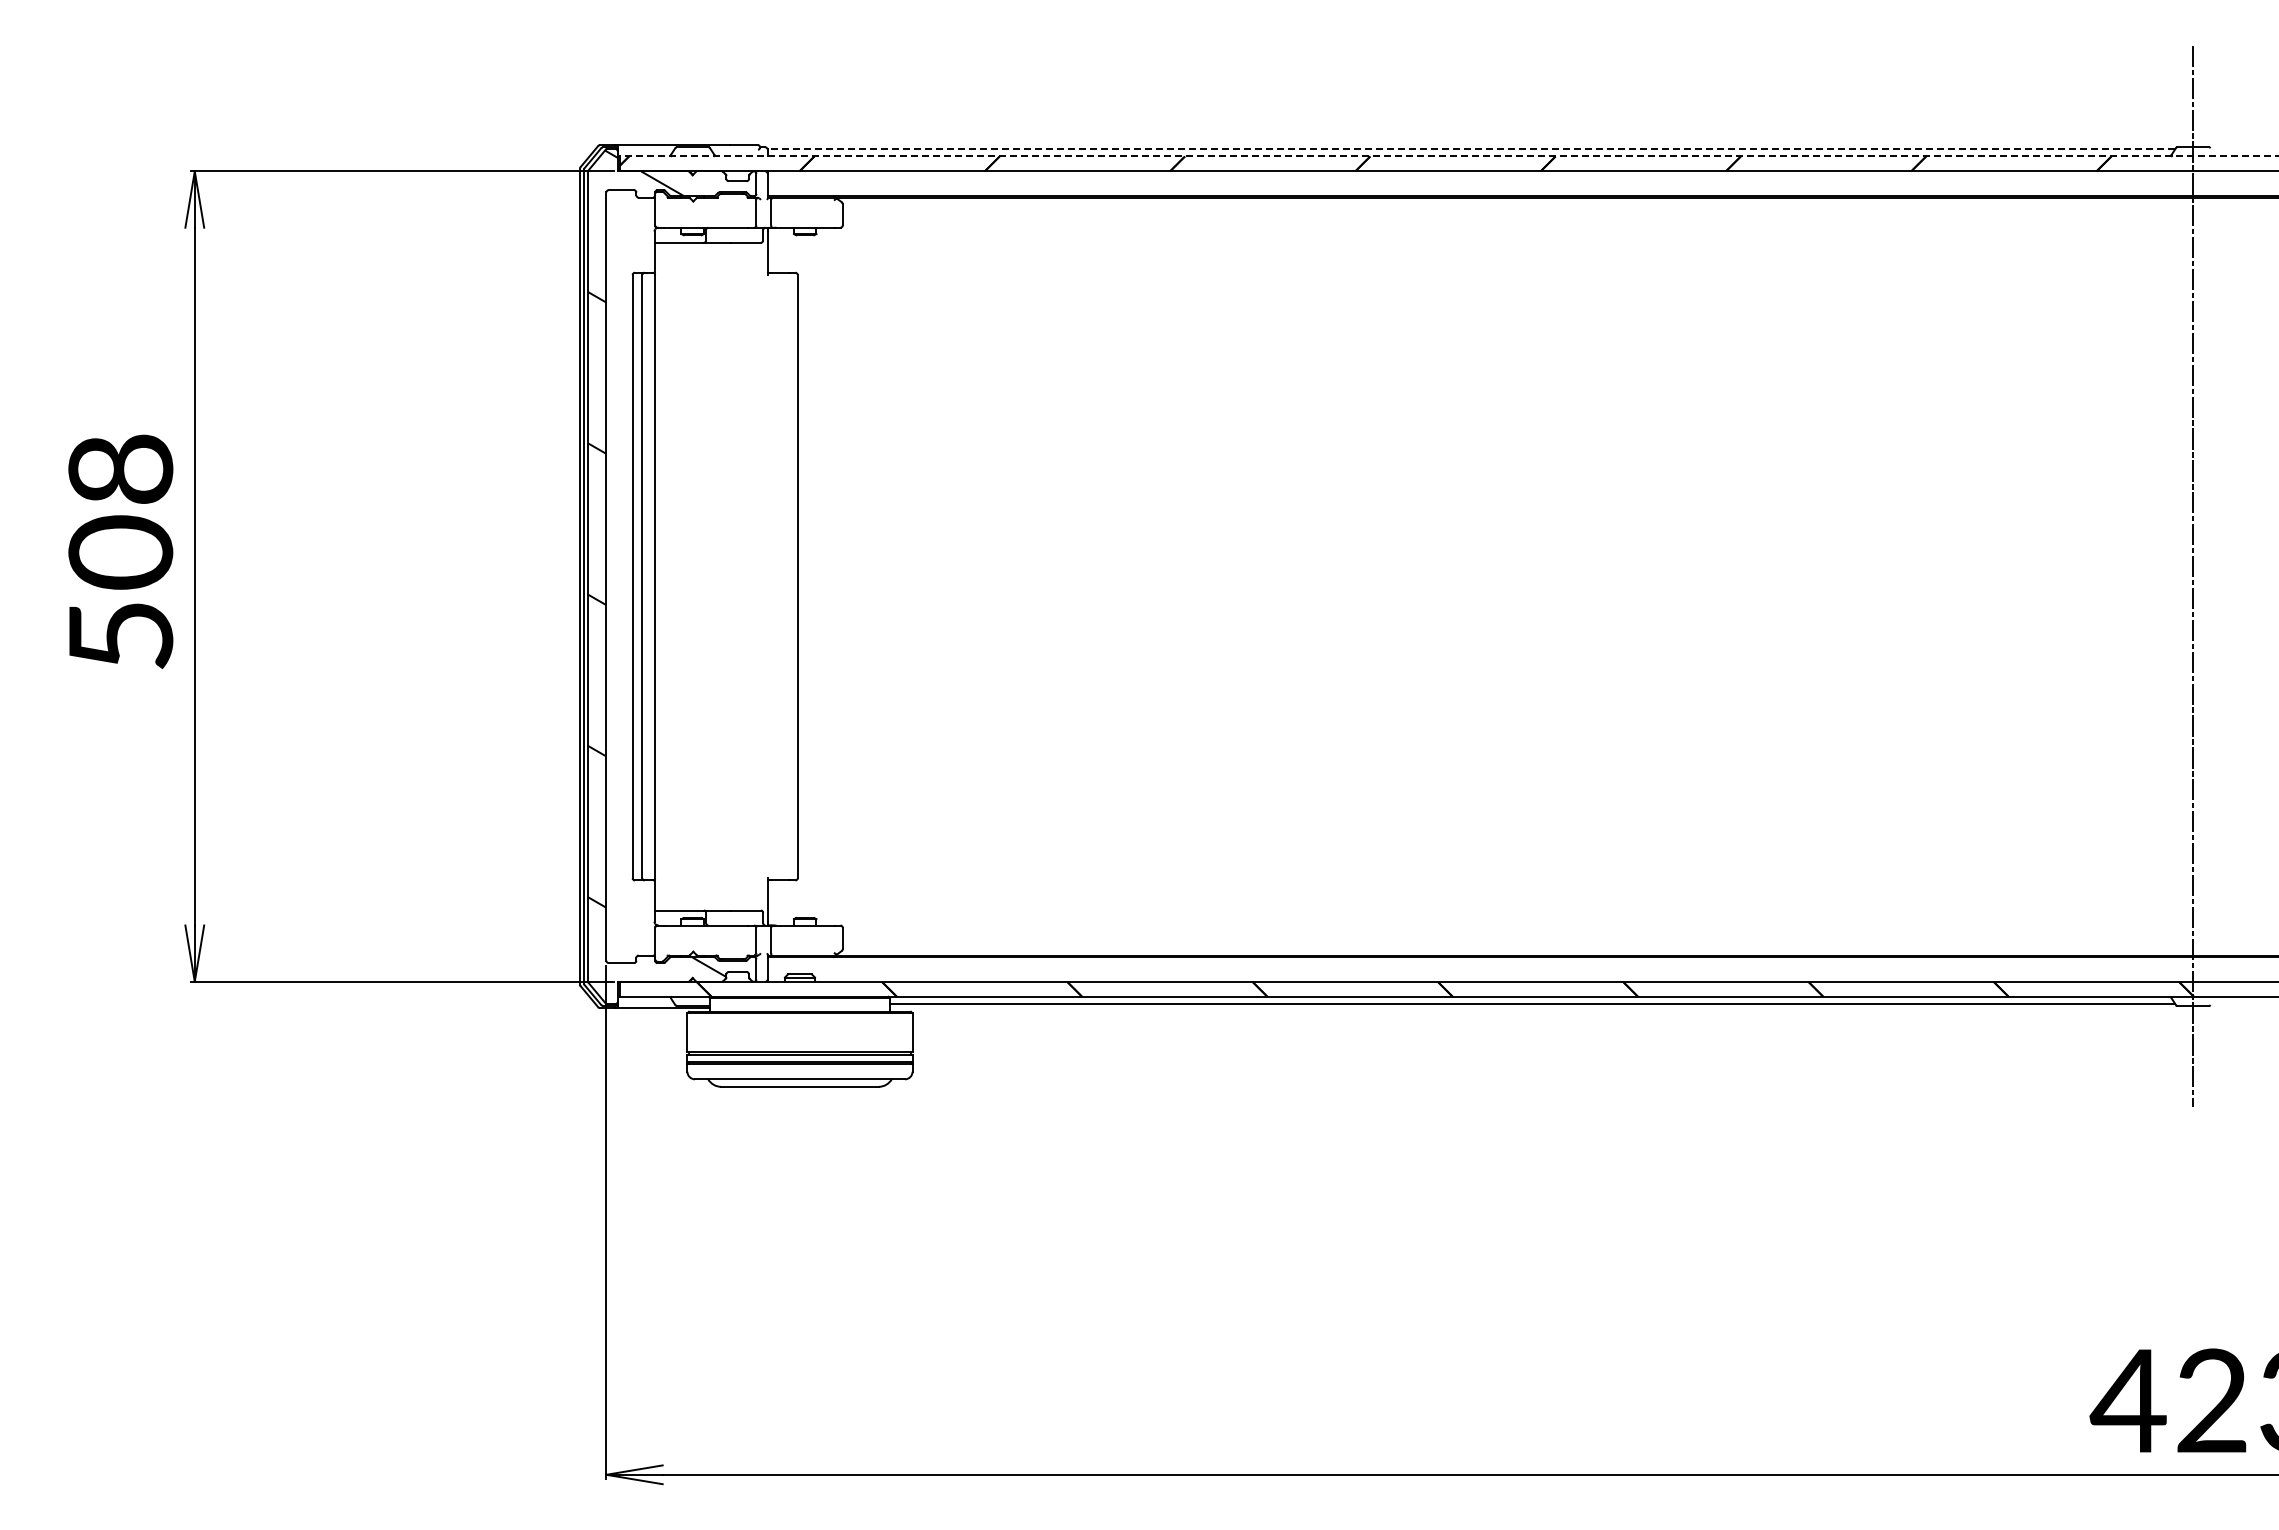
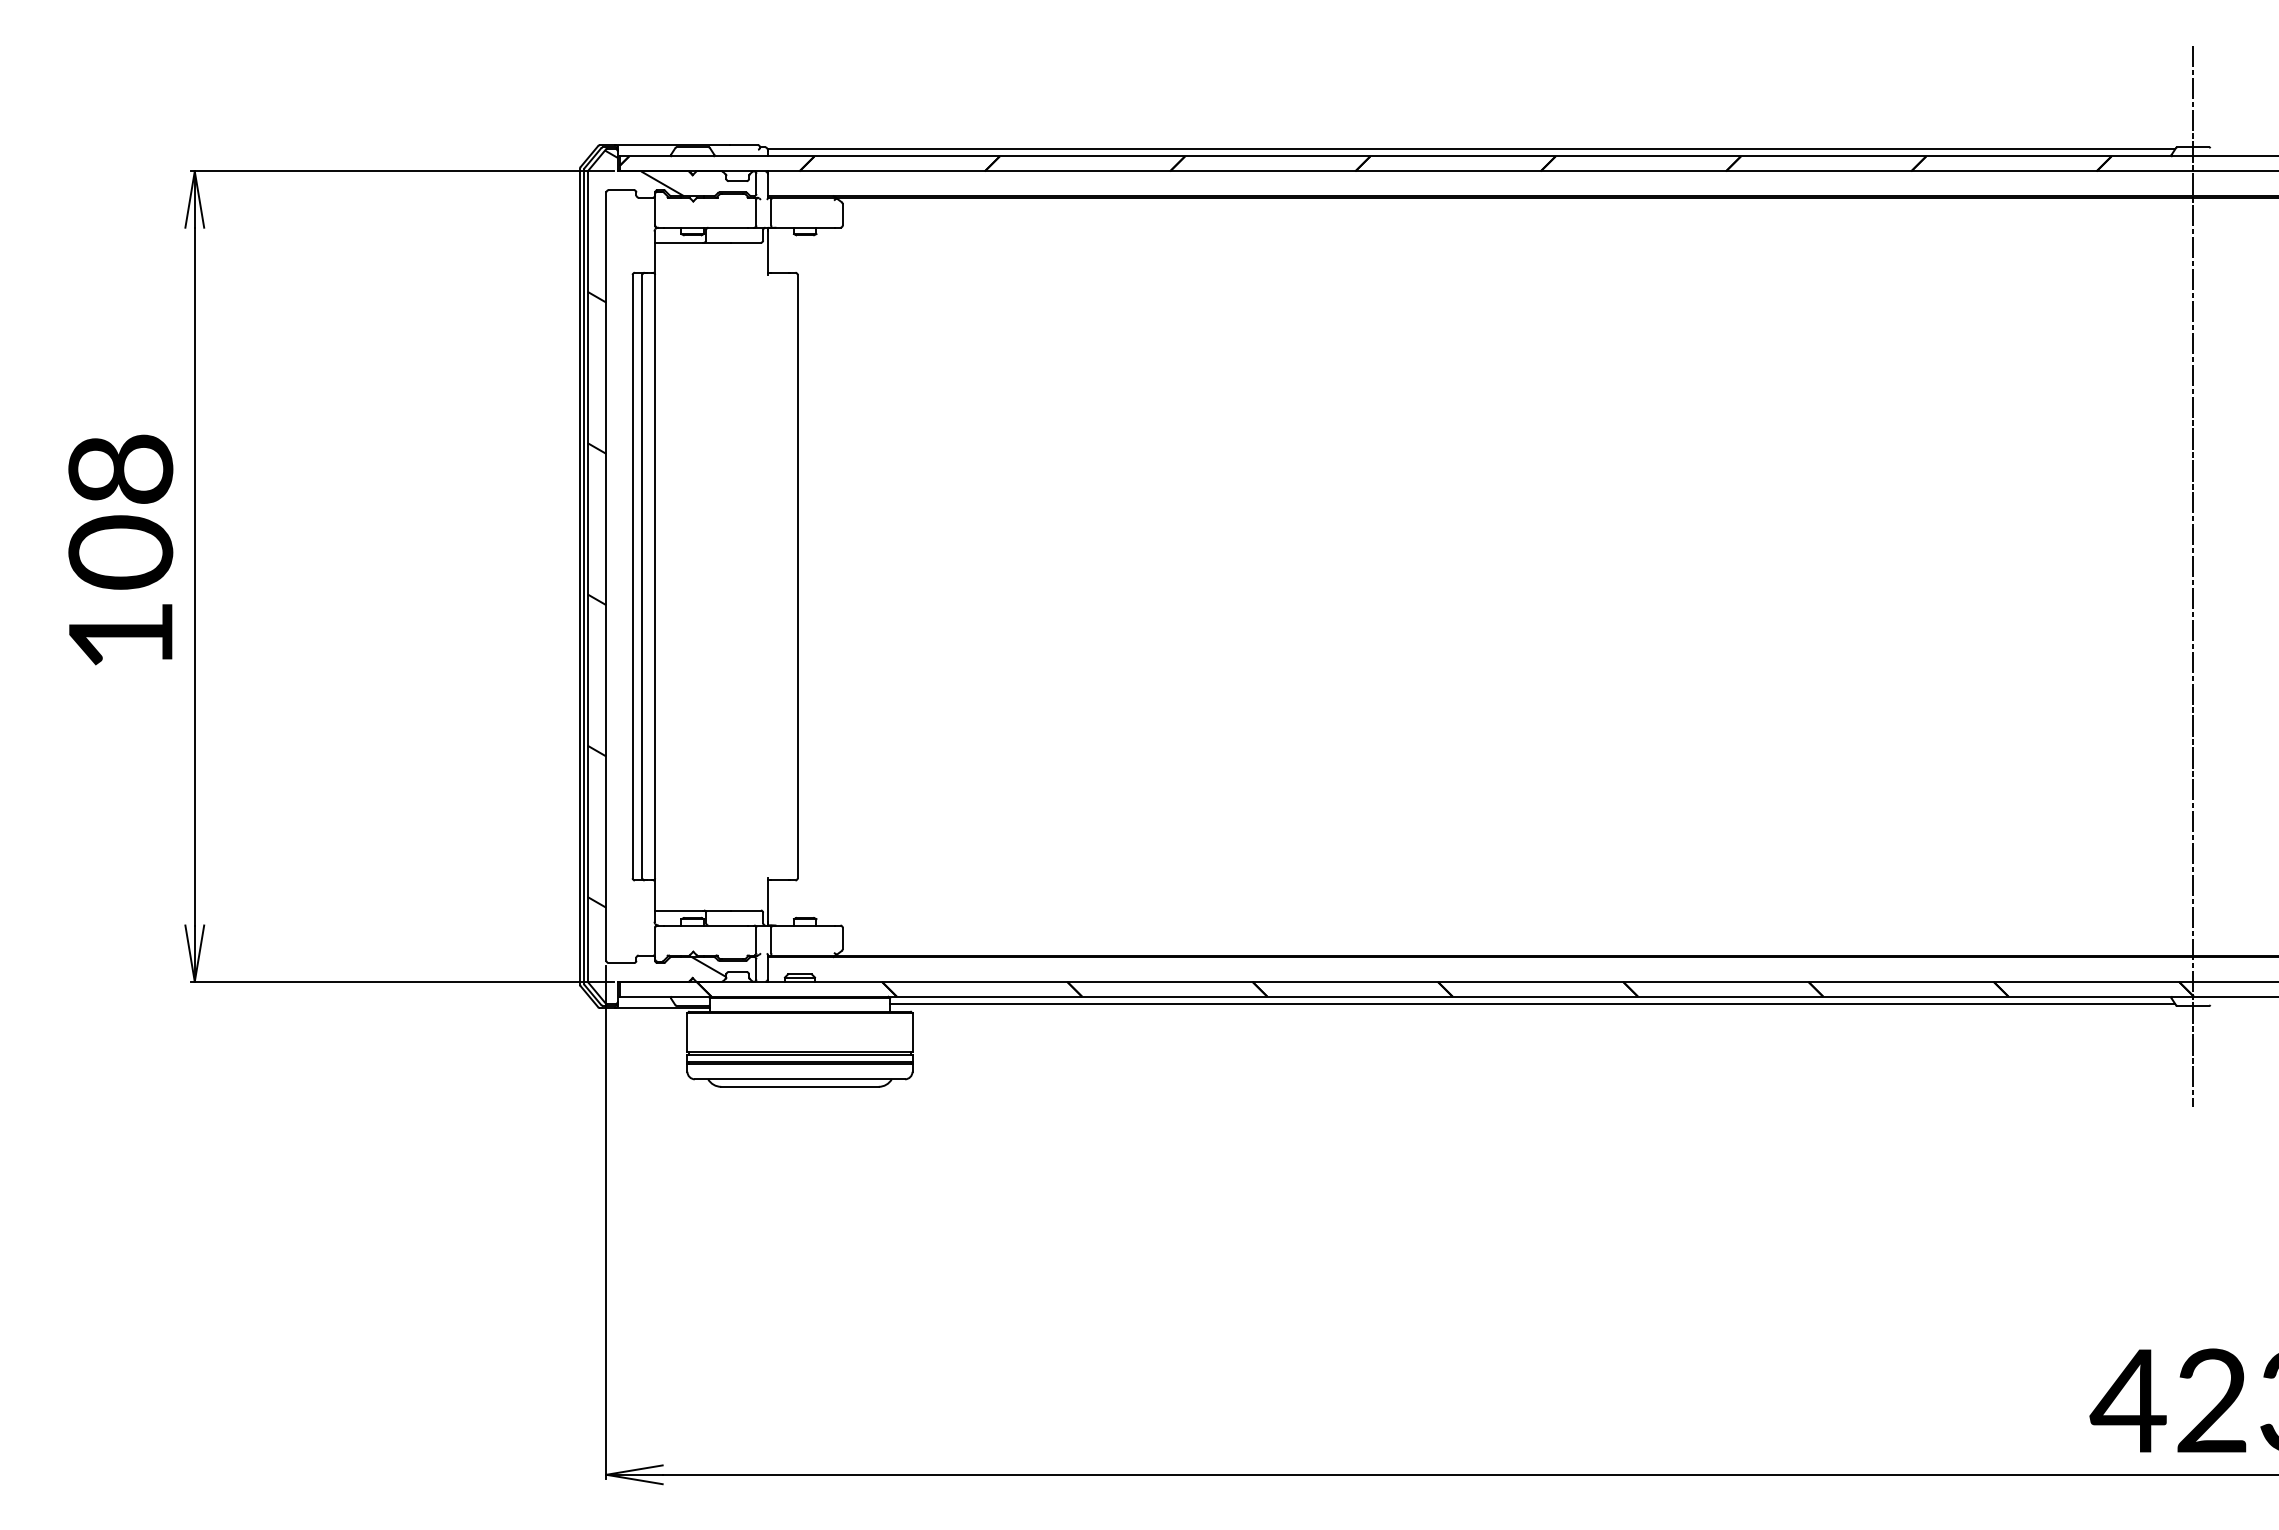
line: dashed -> solid (1471, 148)
line: dashed -> solid (1448, 156)
text: 508 -> 108 (121, 635)
